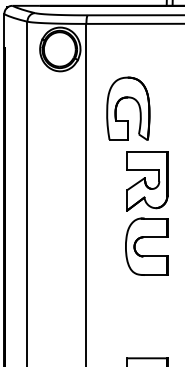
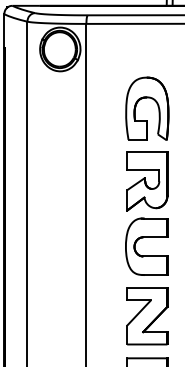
part position: (132, 99) -> (151, 99) (151, 99)
part: none -> present (147, 316)
